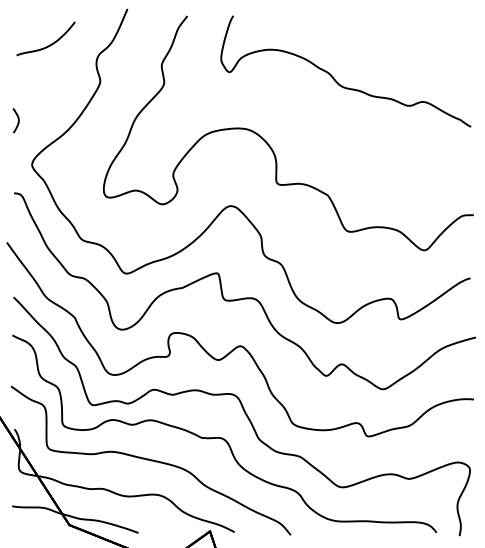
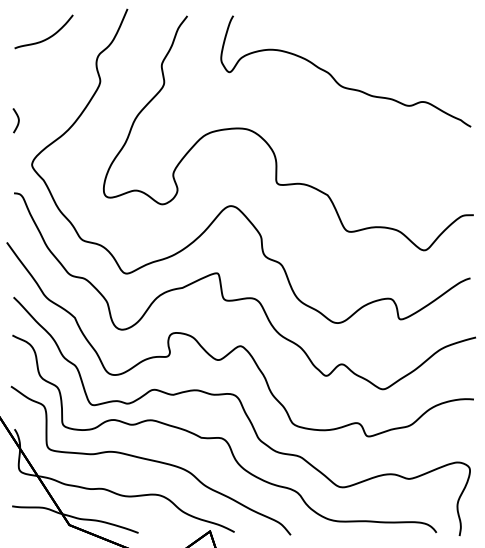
curve position: (49, 44) -> (47, 37) (47, 37)
